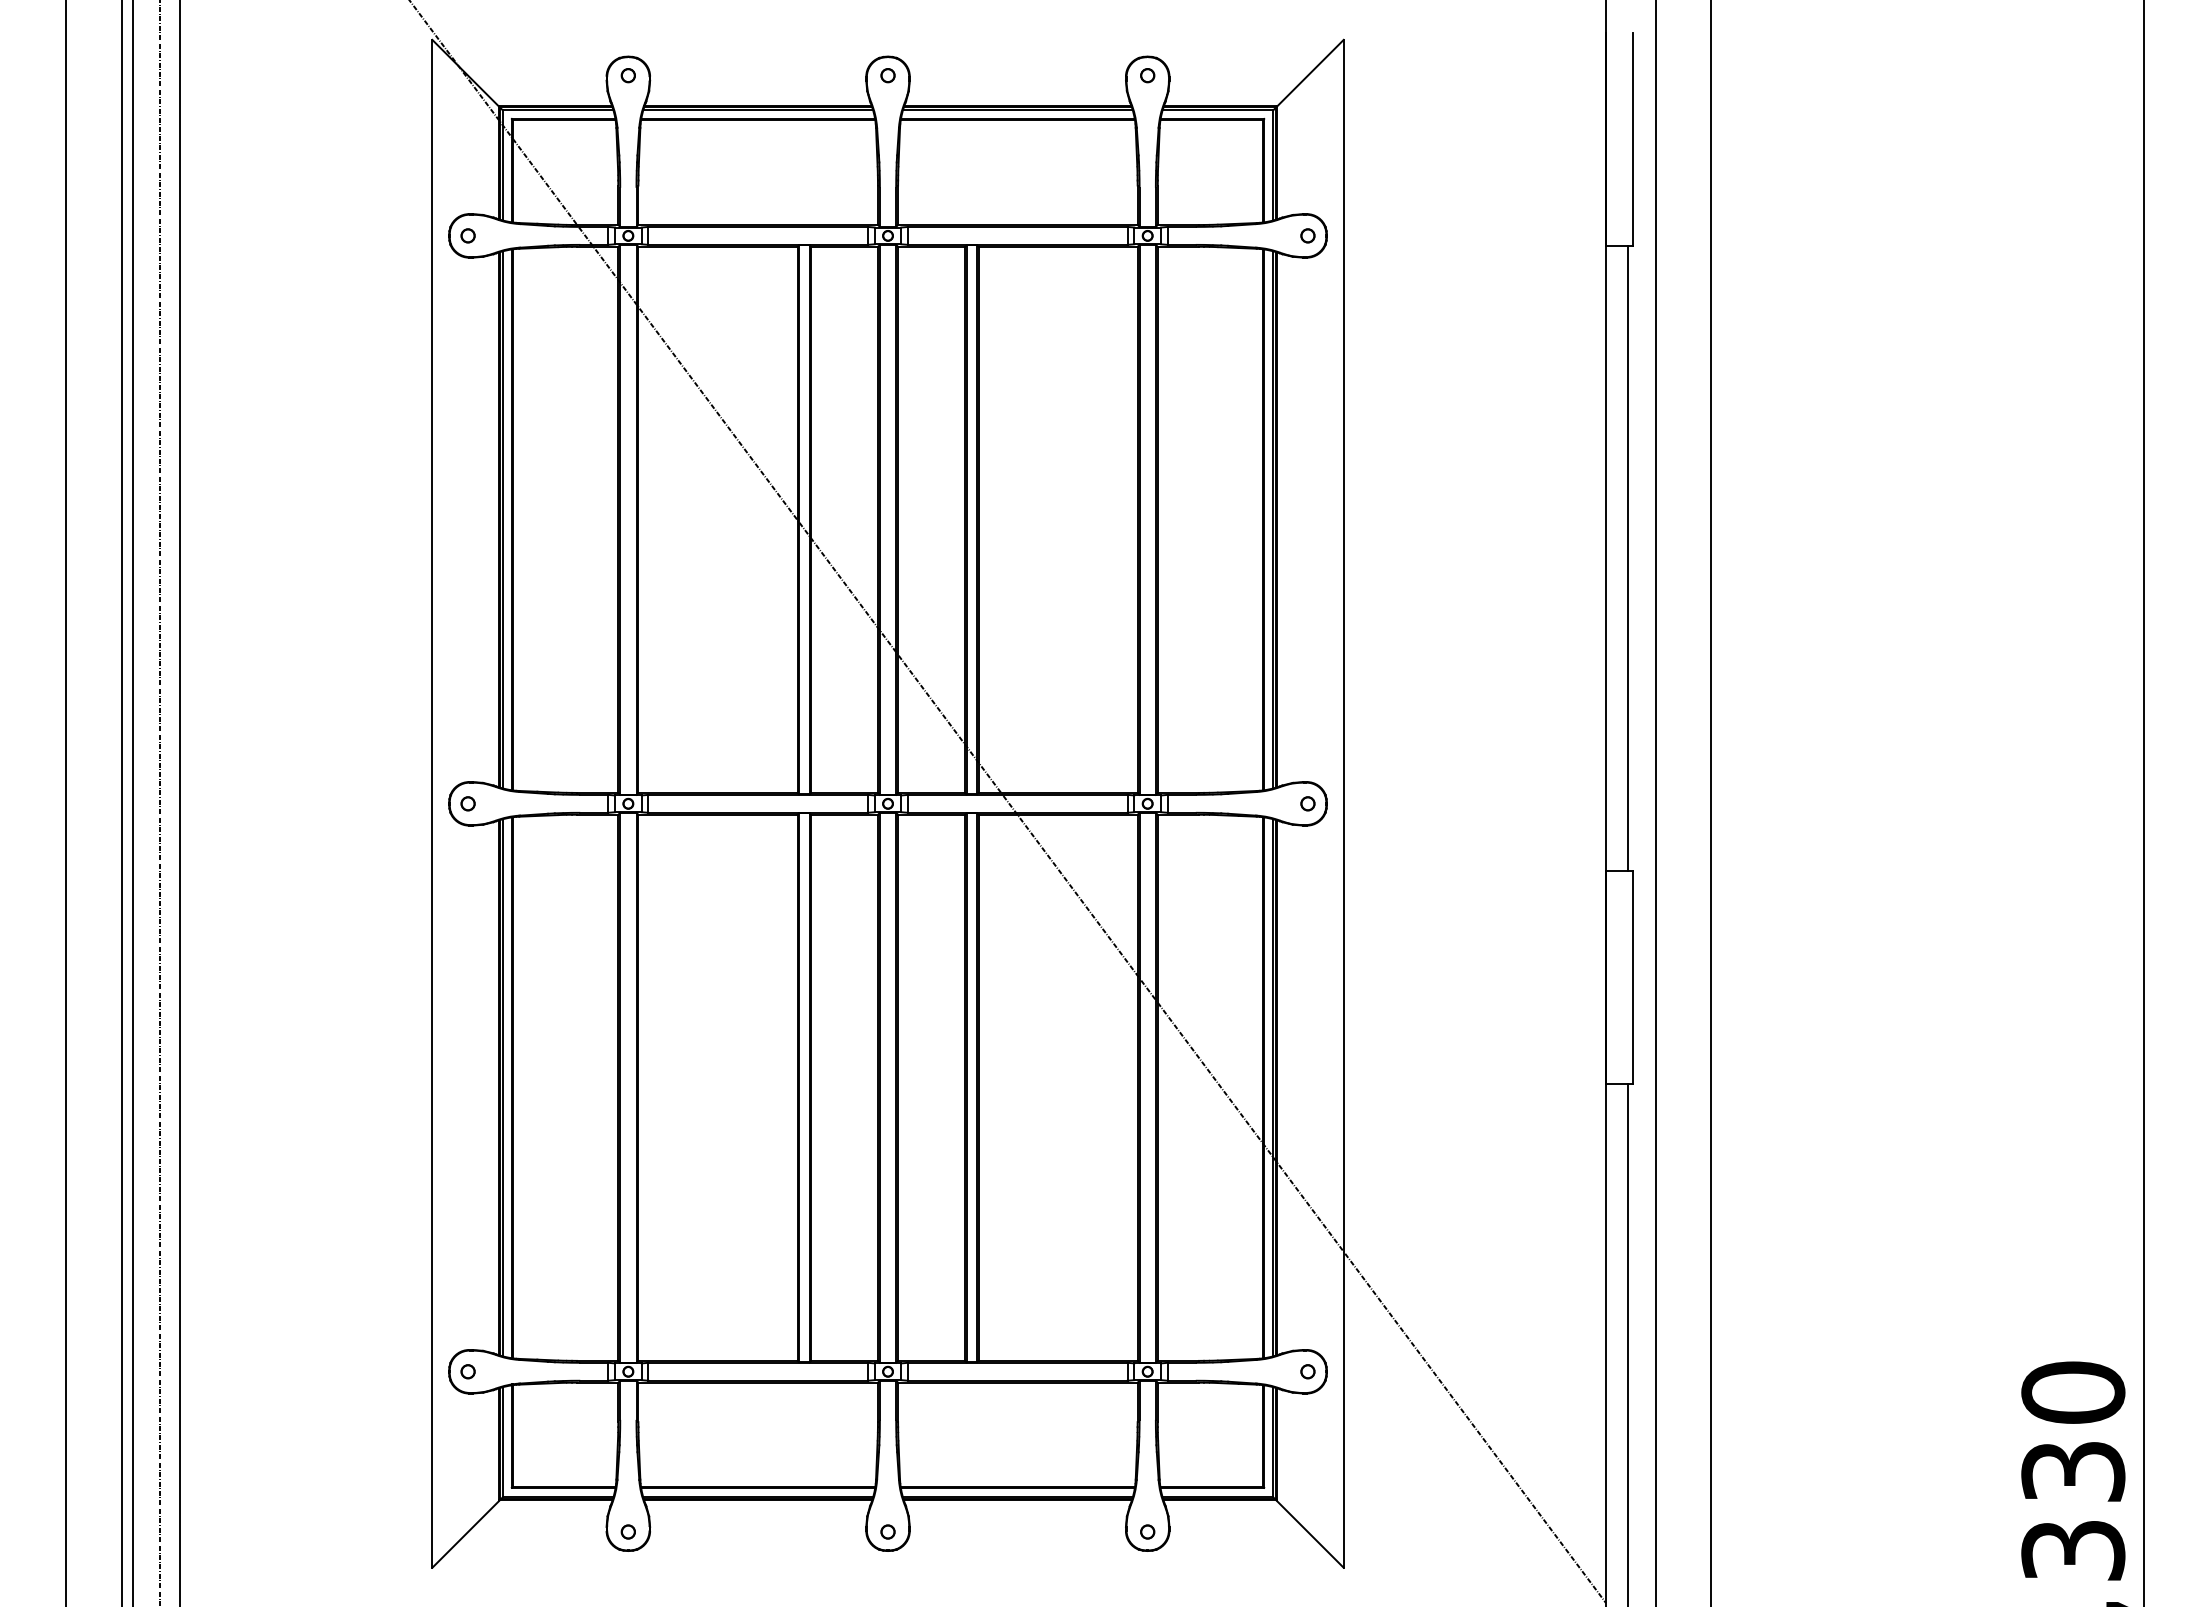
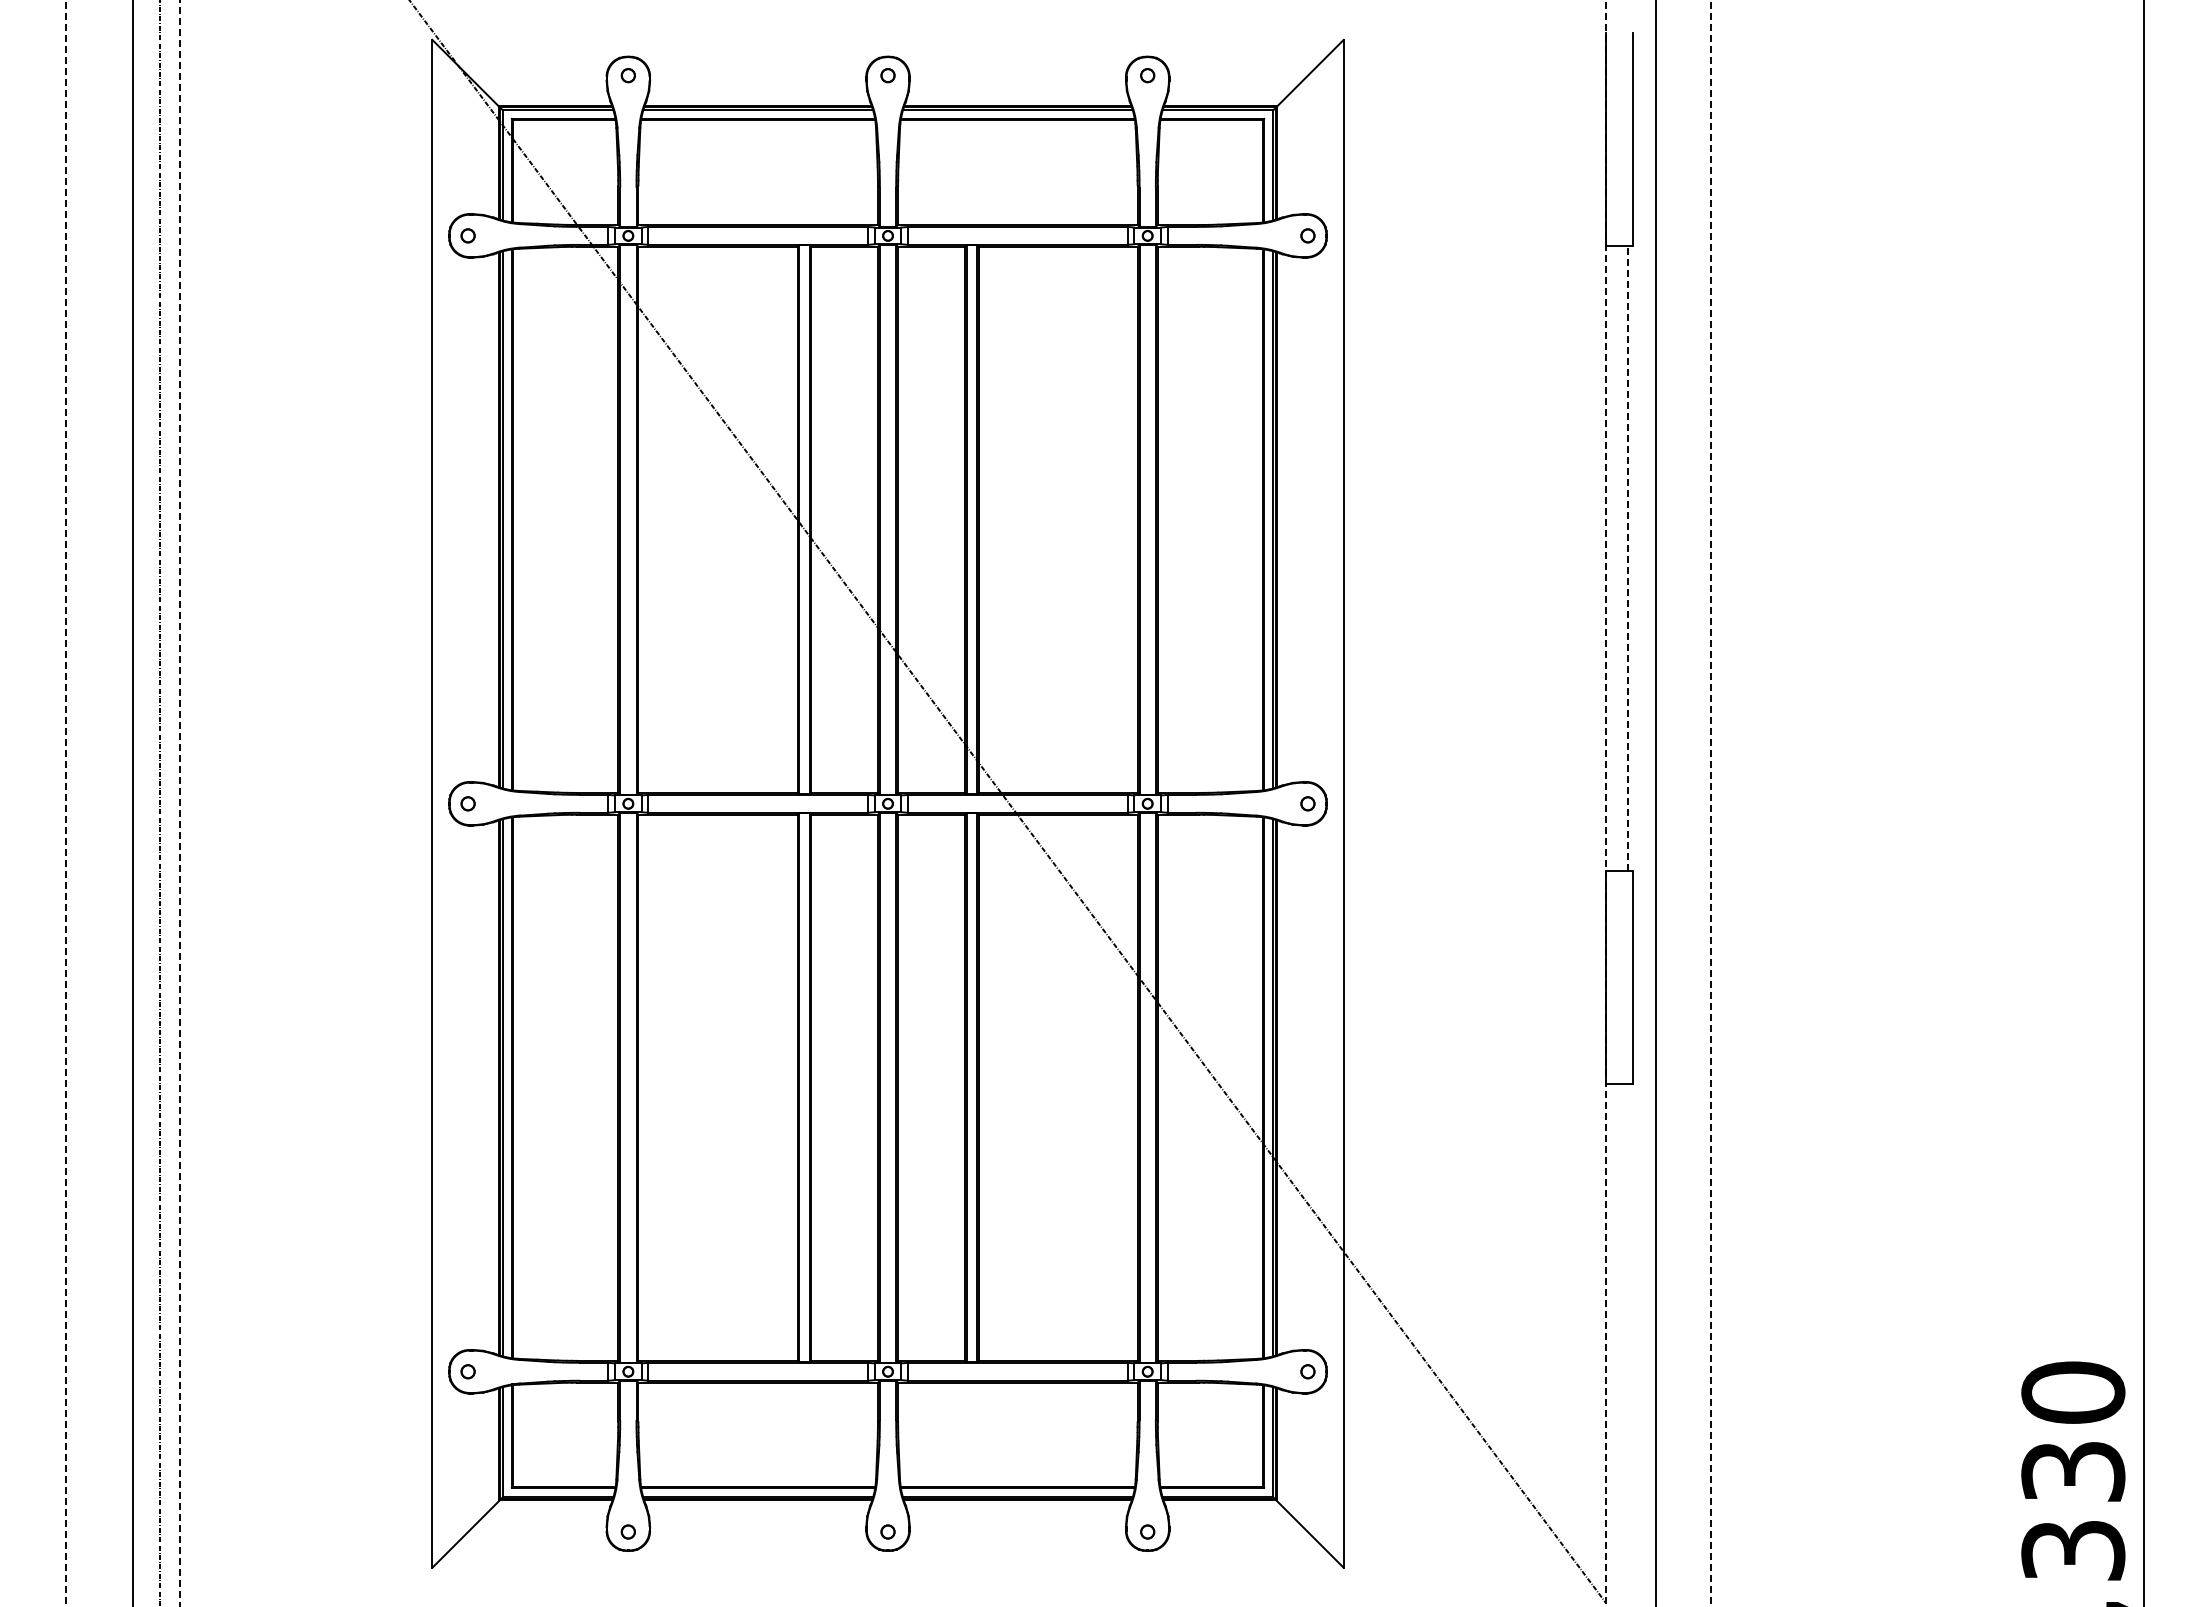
line: solid -> dashed (1627, 557)
line: present -> none (121, 802)
line: solid -> dashed (1605, 803)
line: solid -> dashed (66, 804)
line: solid -> dashed (180, 804)
line: solid -> dashed (1711, 804)
line: present -> none (1627, 1343)
